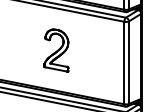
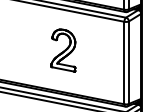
part position: (56, 50) -> (63, 50) (63, 50)
